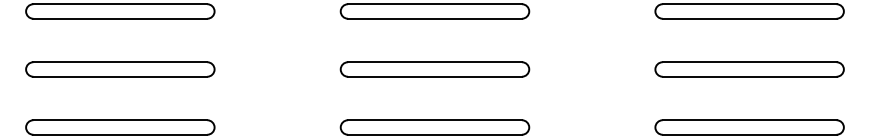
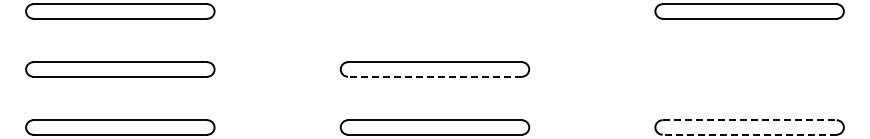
part: present -> none (434, 11)
part: present -> none (749, 69)
line: solid -> dashed (434, 76)
line: solid -> dashed (749, 120)
line: solid -> dashed (749, 134)
